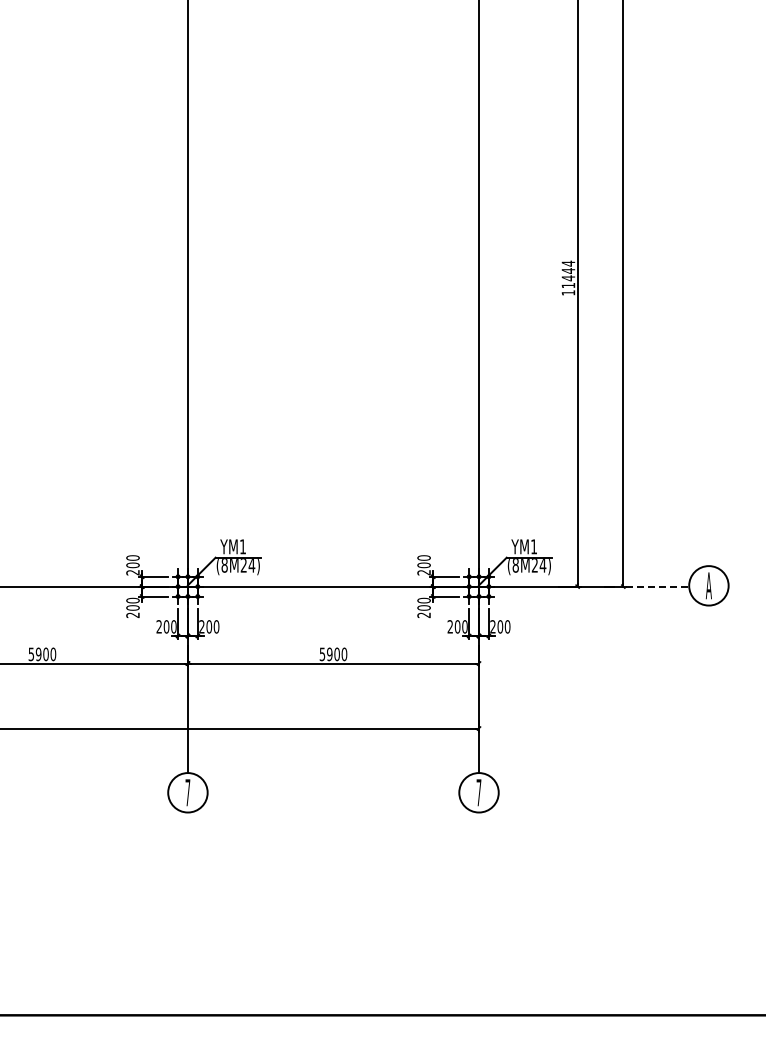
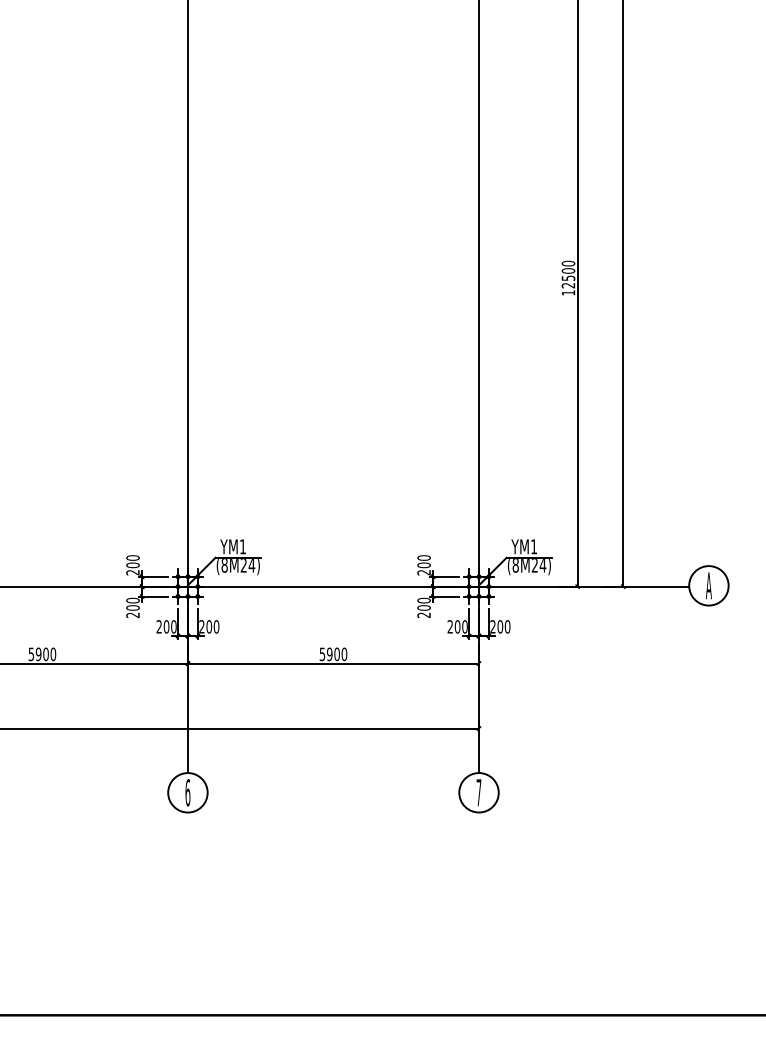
text: 11444 -> 12500 (568, 274)
line: dashed -> solid (657, 586)
text: 7 -> 6 (187, 792)
